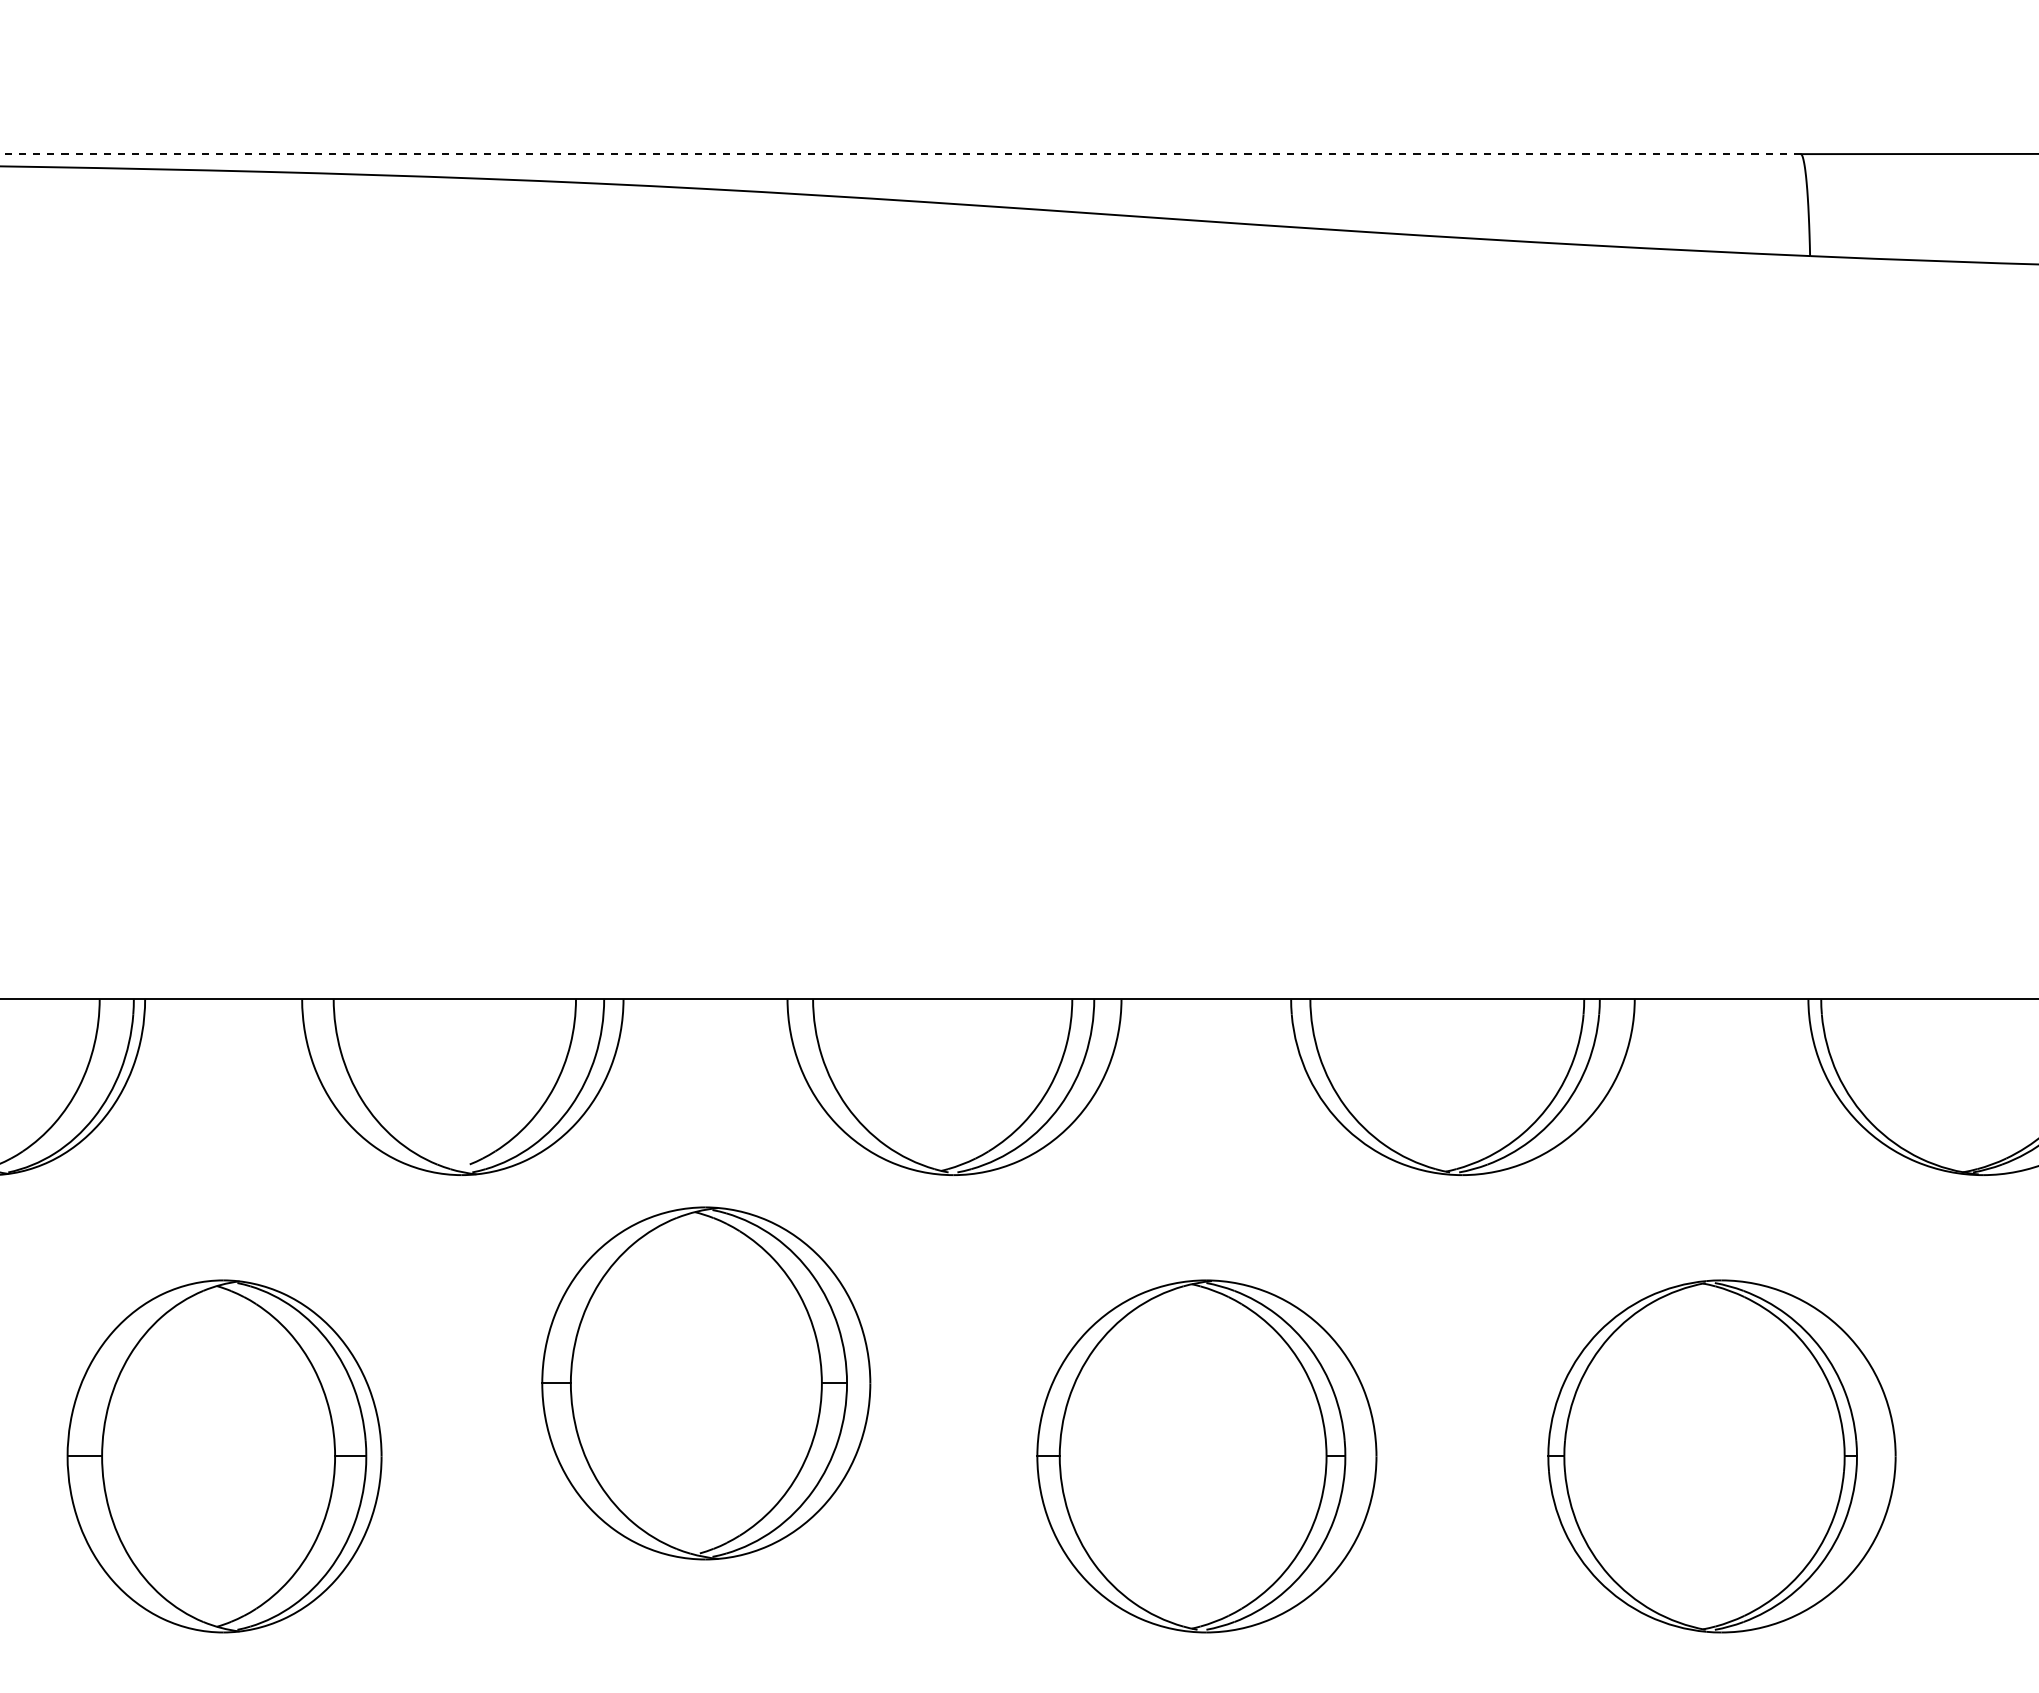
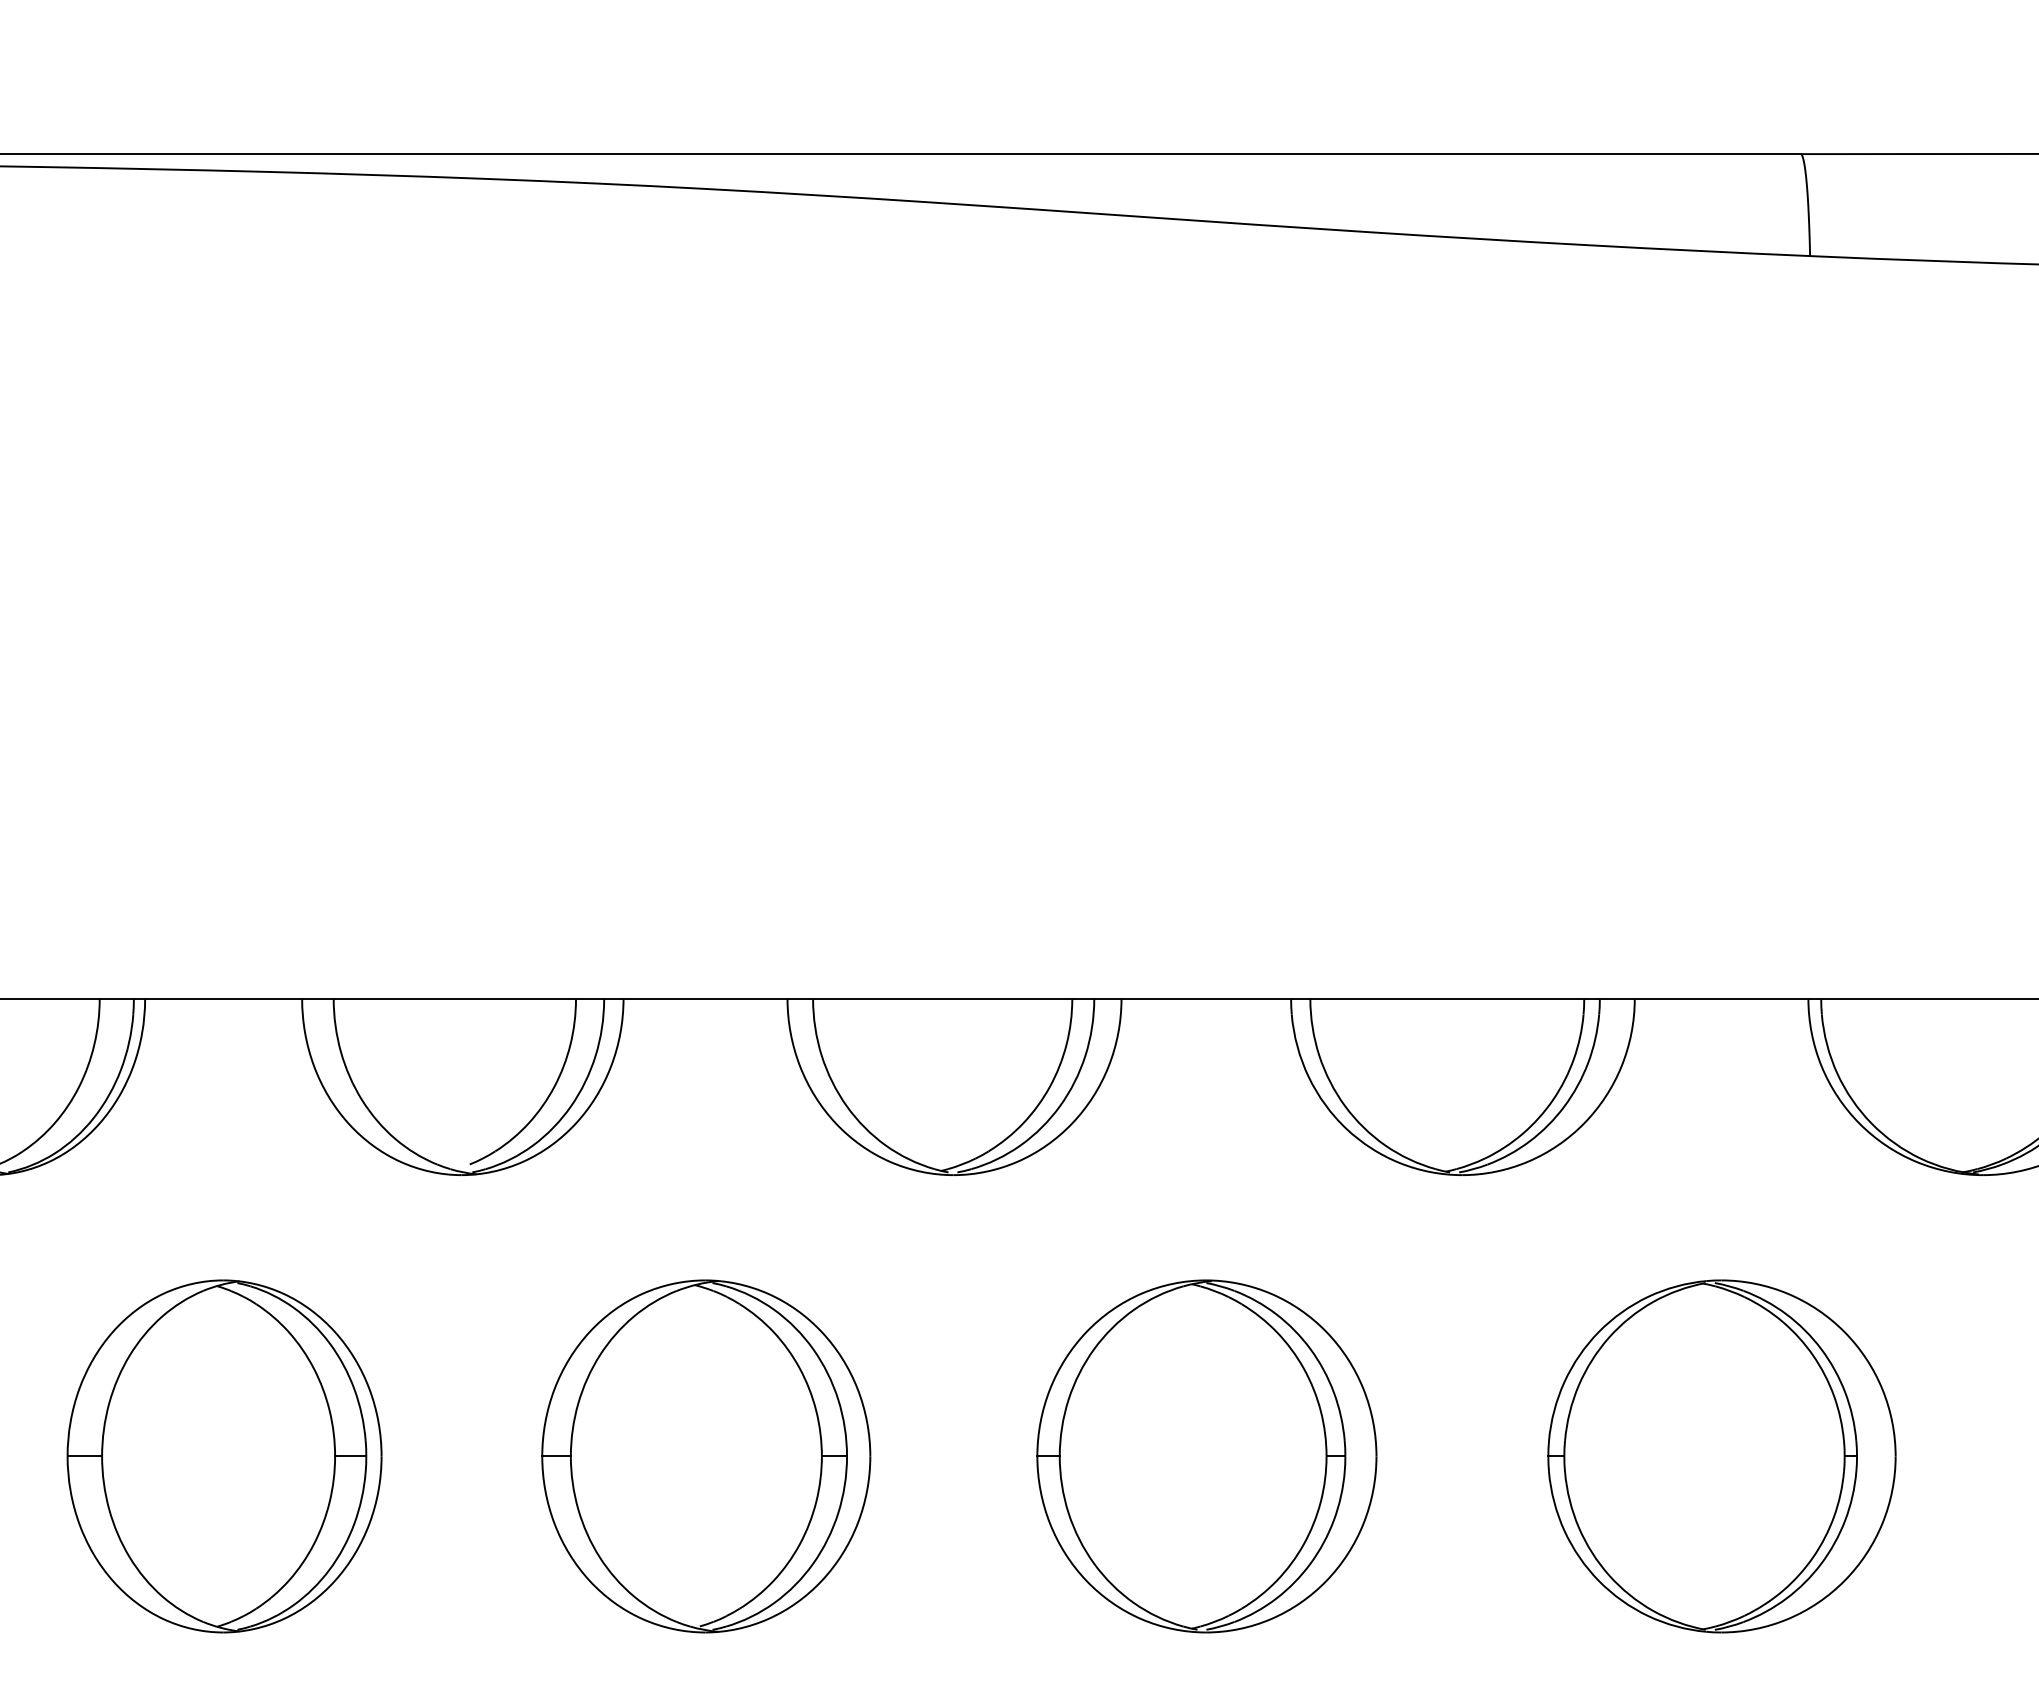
line: dashed -> solid (900, 154)
part position: (706, 1383) -> (706, 1456) (706, 1456)
